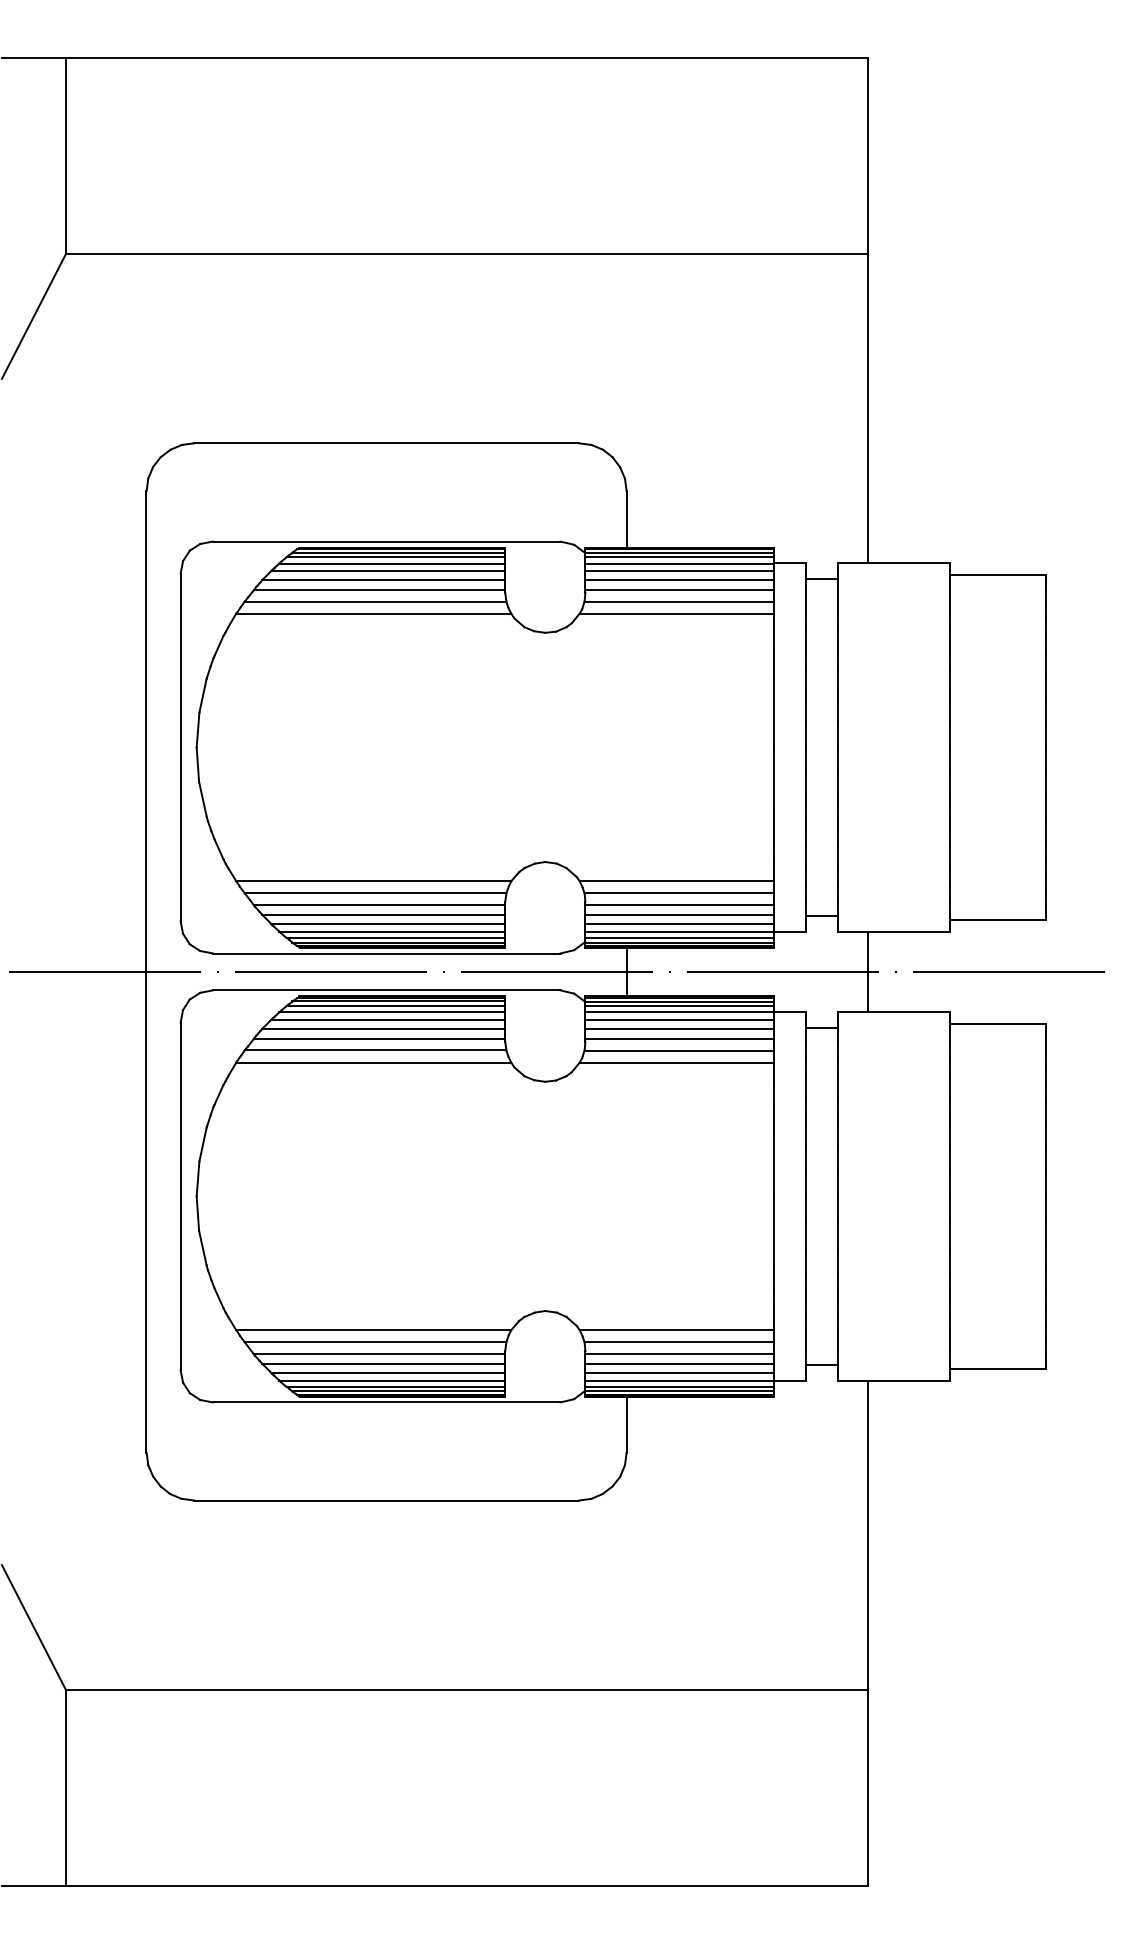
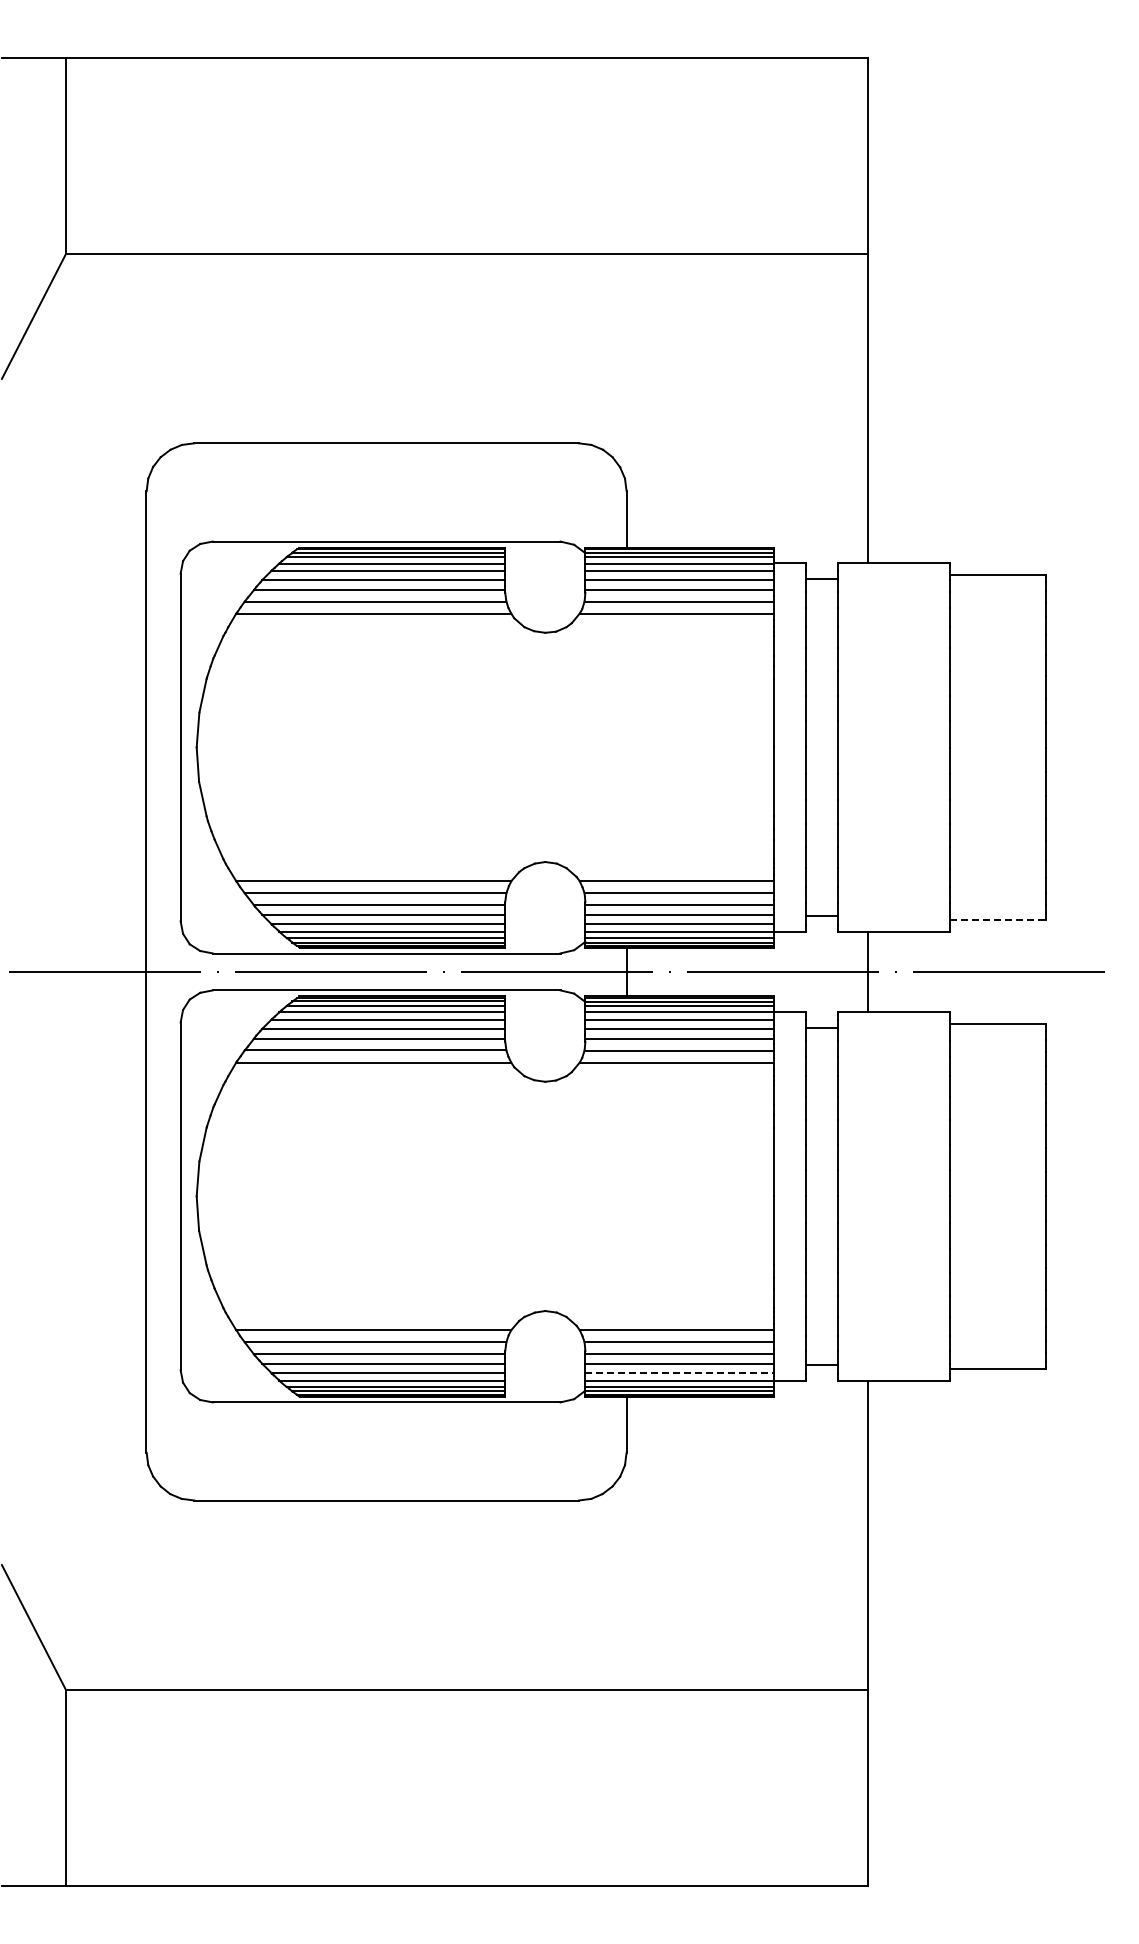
line: solid -> dashed (998, 919)
line: solid -> dashed (680, 1373)
